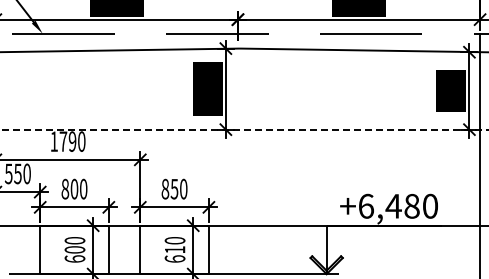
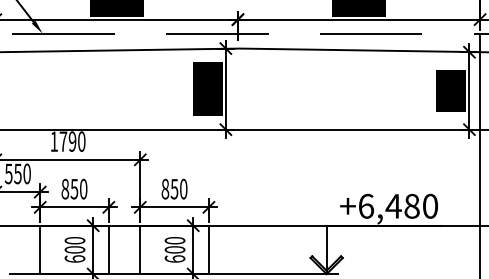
line: dashed -> solid (244, 129)
text: 800 -> 850 (74, 188)
text: 610 -> 600 (174, 249)
